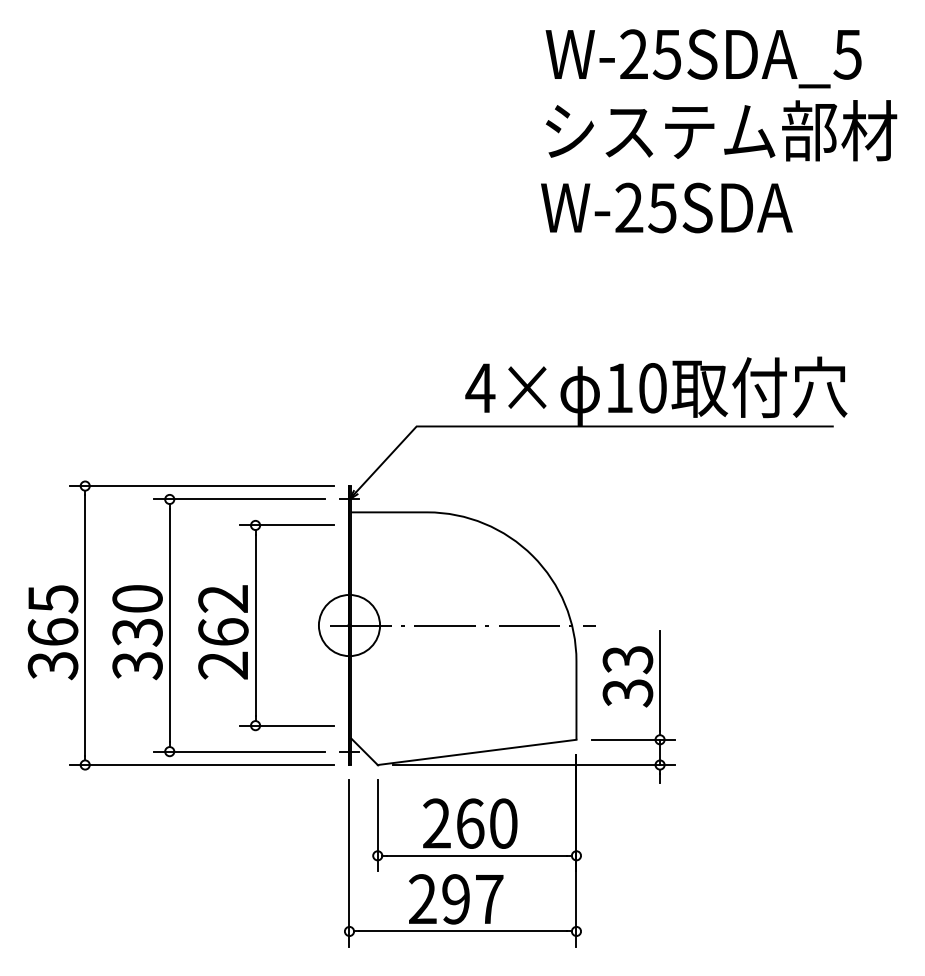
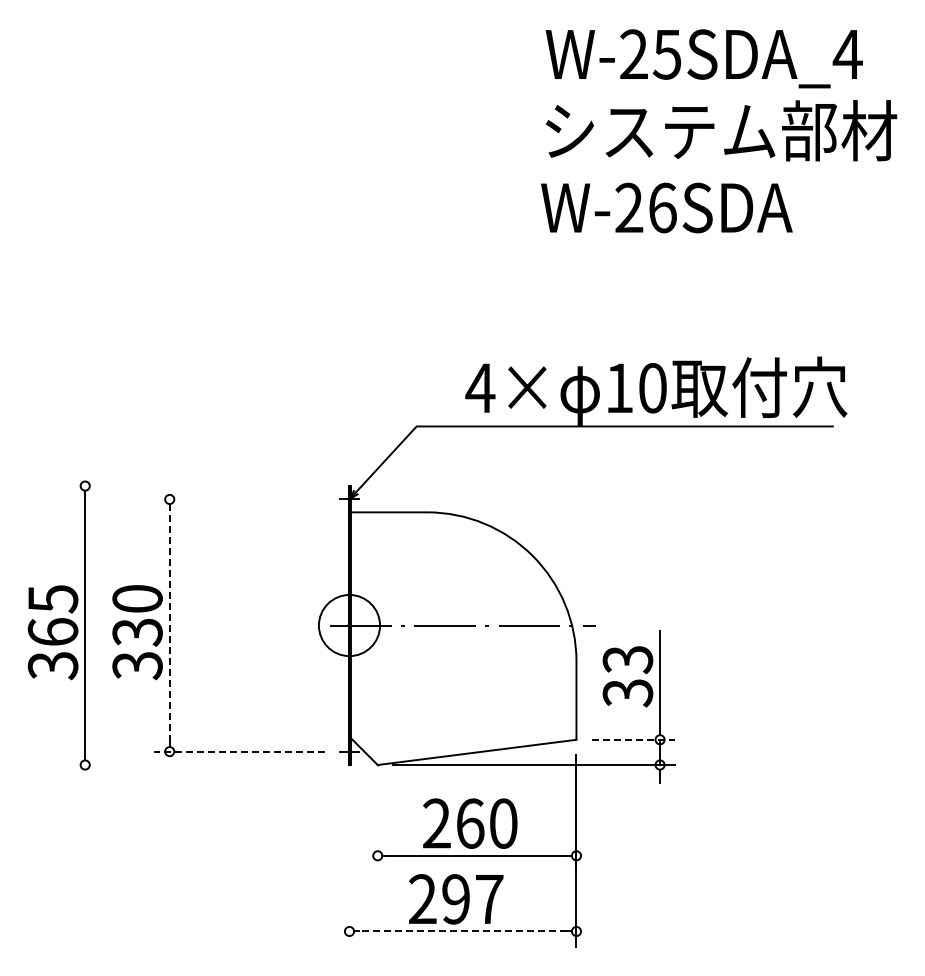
text: W-25SDA_5 -> W-25SDA_4 (847, 54)
text: W-25SDA -> W-26SDA (662, 207)
line: present -> none (201, 486)
line: present -> none (239, 499)
line: solid -> dashed (169, 625)
part: present -> none (256, 625)
line: solid -> dashed (633, 739)
line: solid -> dashed (239, 751)
line: present -> none (201, 765)
line: present -> none (377, 825)
line: present -> none (349, 863)
line: solid -> dashed (462, 931)
